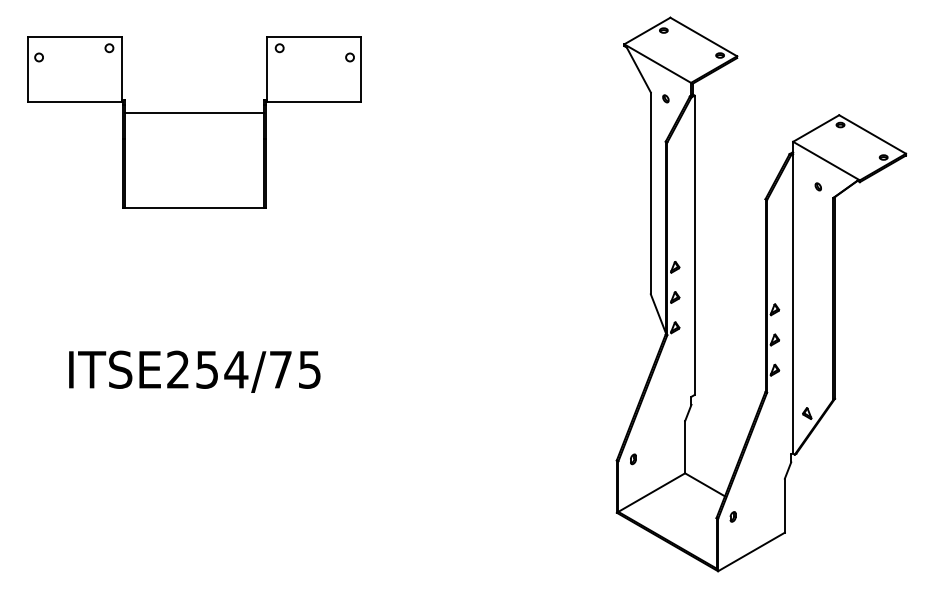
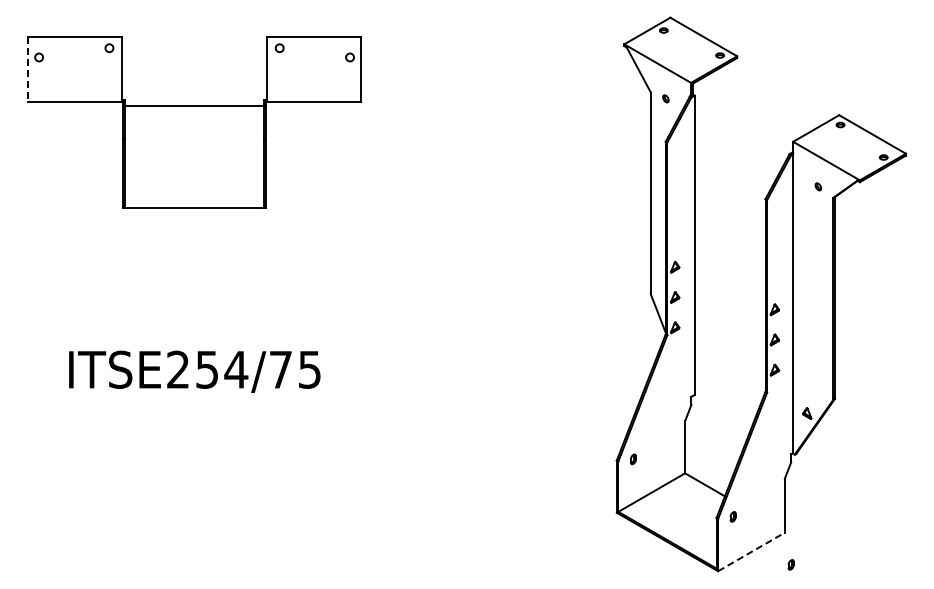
line: solid -> dashed (28, 69)
line position: (194, 113) -> (194, 106) (194, 106)
line: solid -> dashed (751, 551)
part: none -> present (790, 564)
